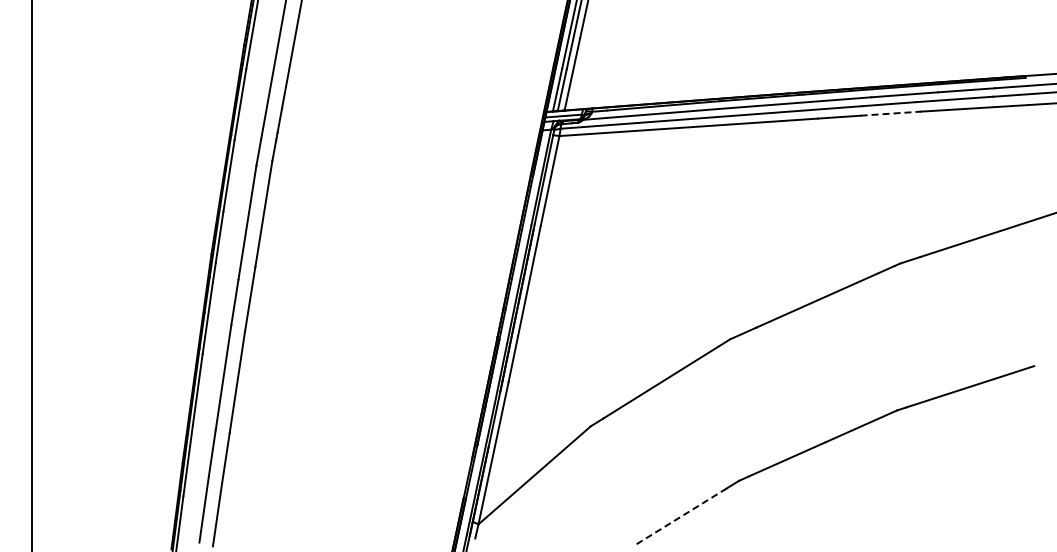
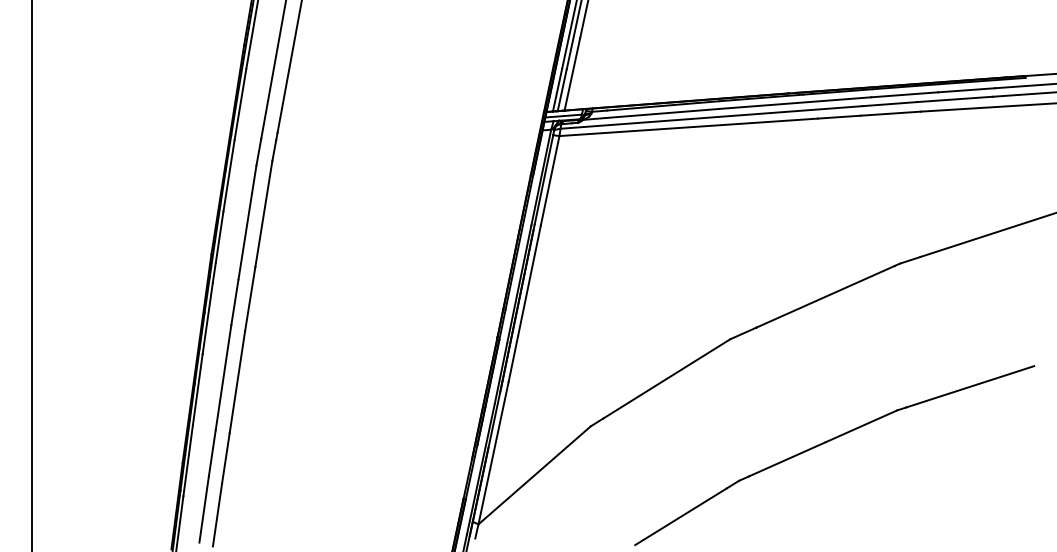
line: dashed -> solid (891, 113)
line: dashed -> solid (681, 516)
